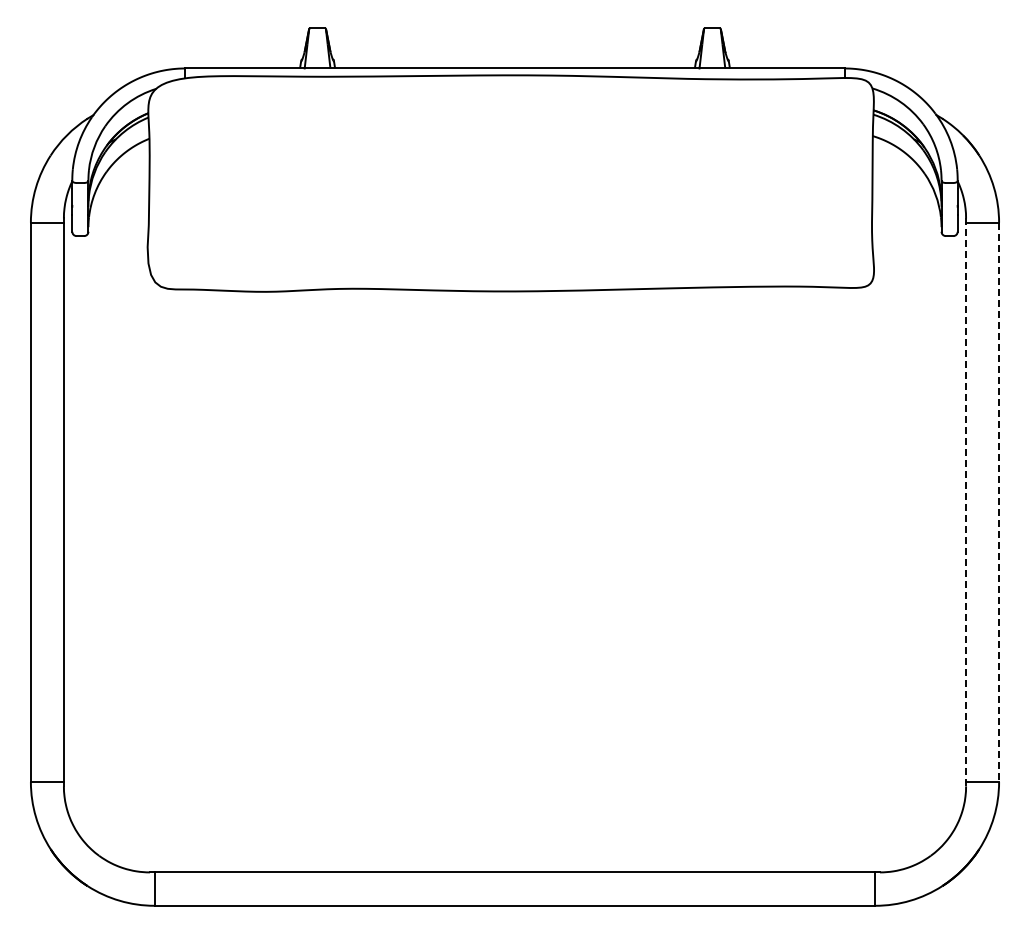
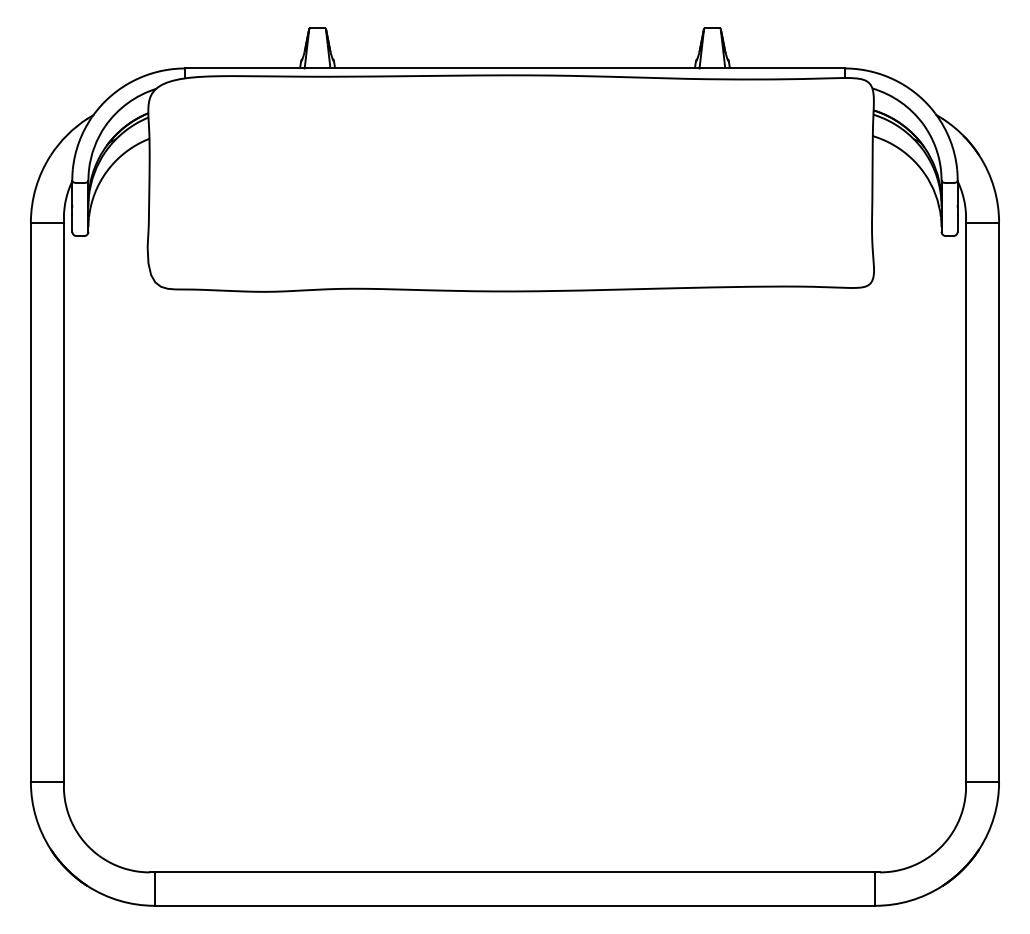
line: dashed -> solid (966, 502)
line: dashed -> solid (999, 502)
